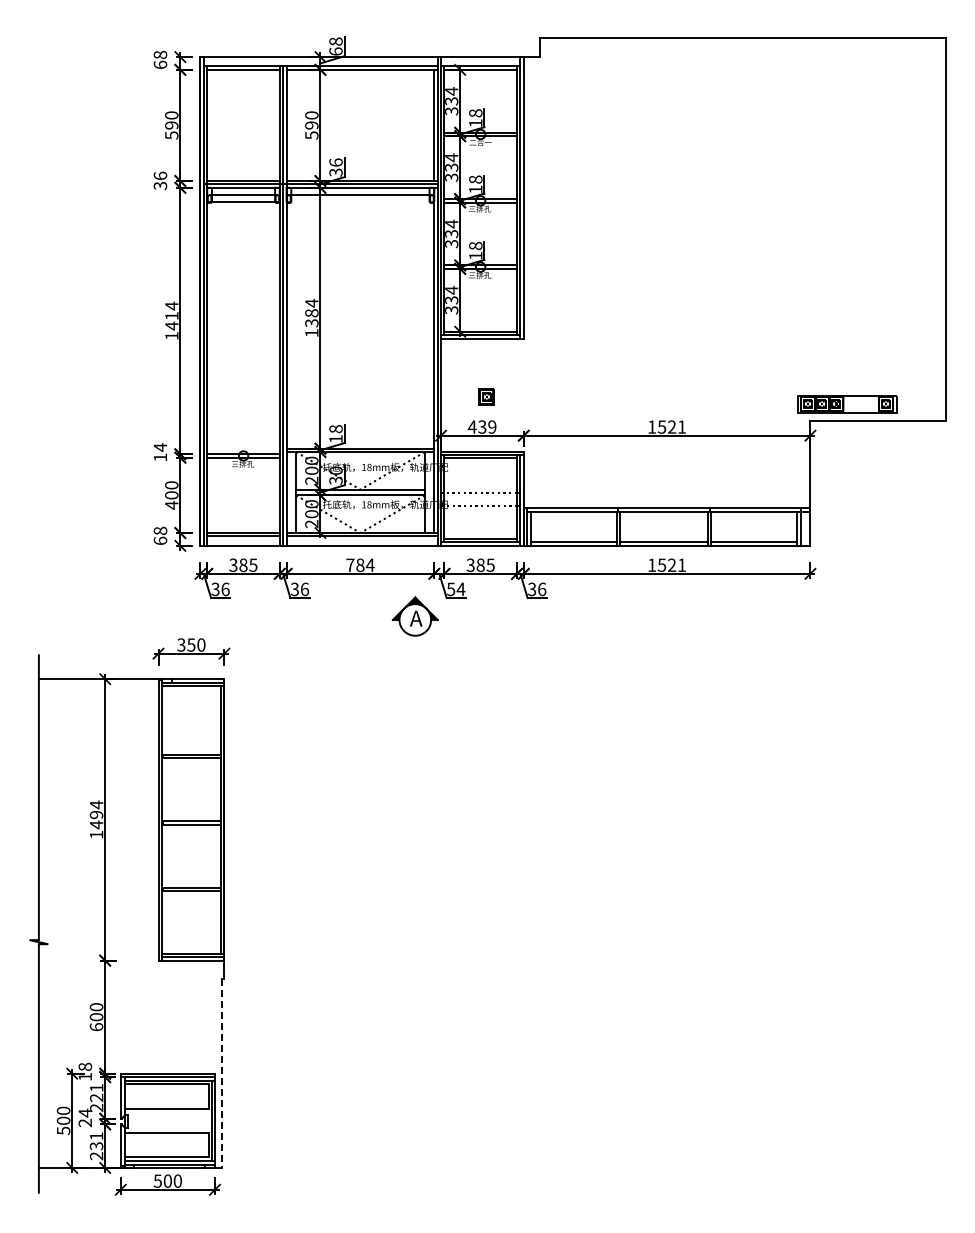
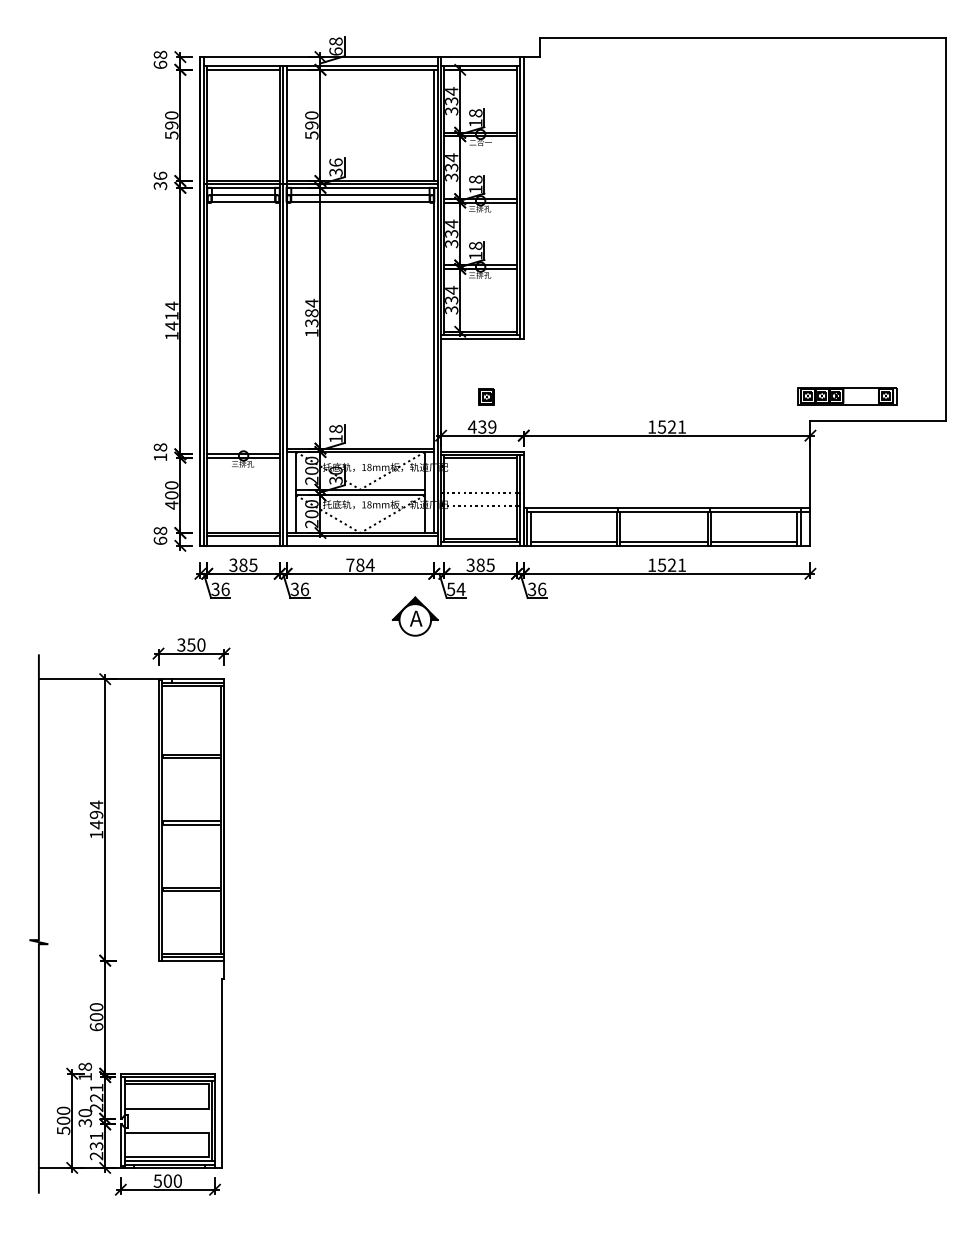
line: none -> present (359, 202)
part position: (847, 404) -> (847, 396) (847, 396)
text: 14 -> 18 (160, 447)
line: dashed -> solid (221, 1074)
text: 24 -> 30 (85, 1117)
